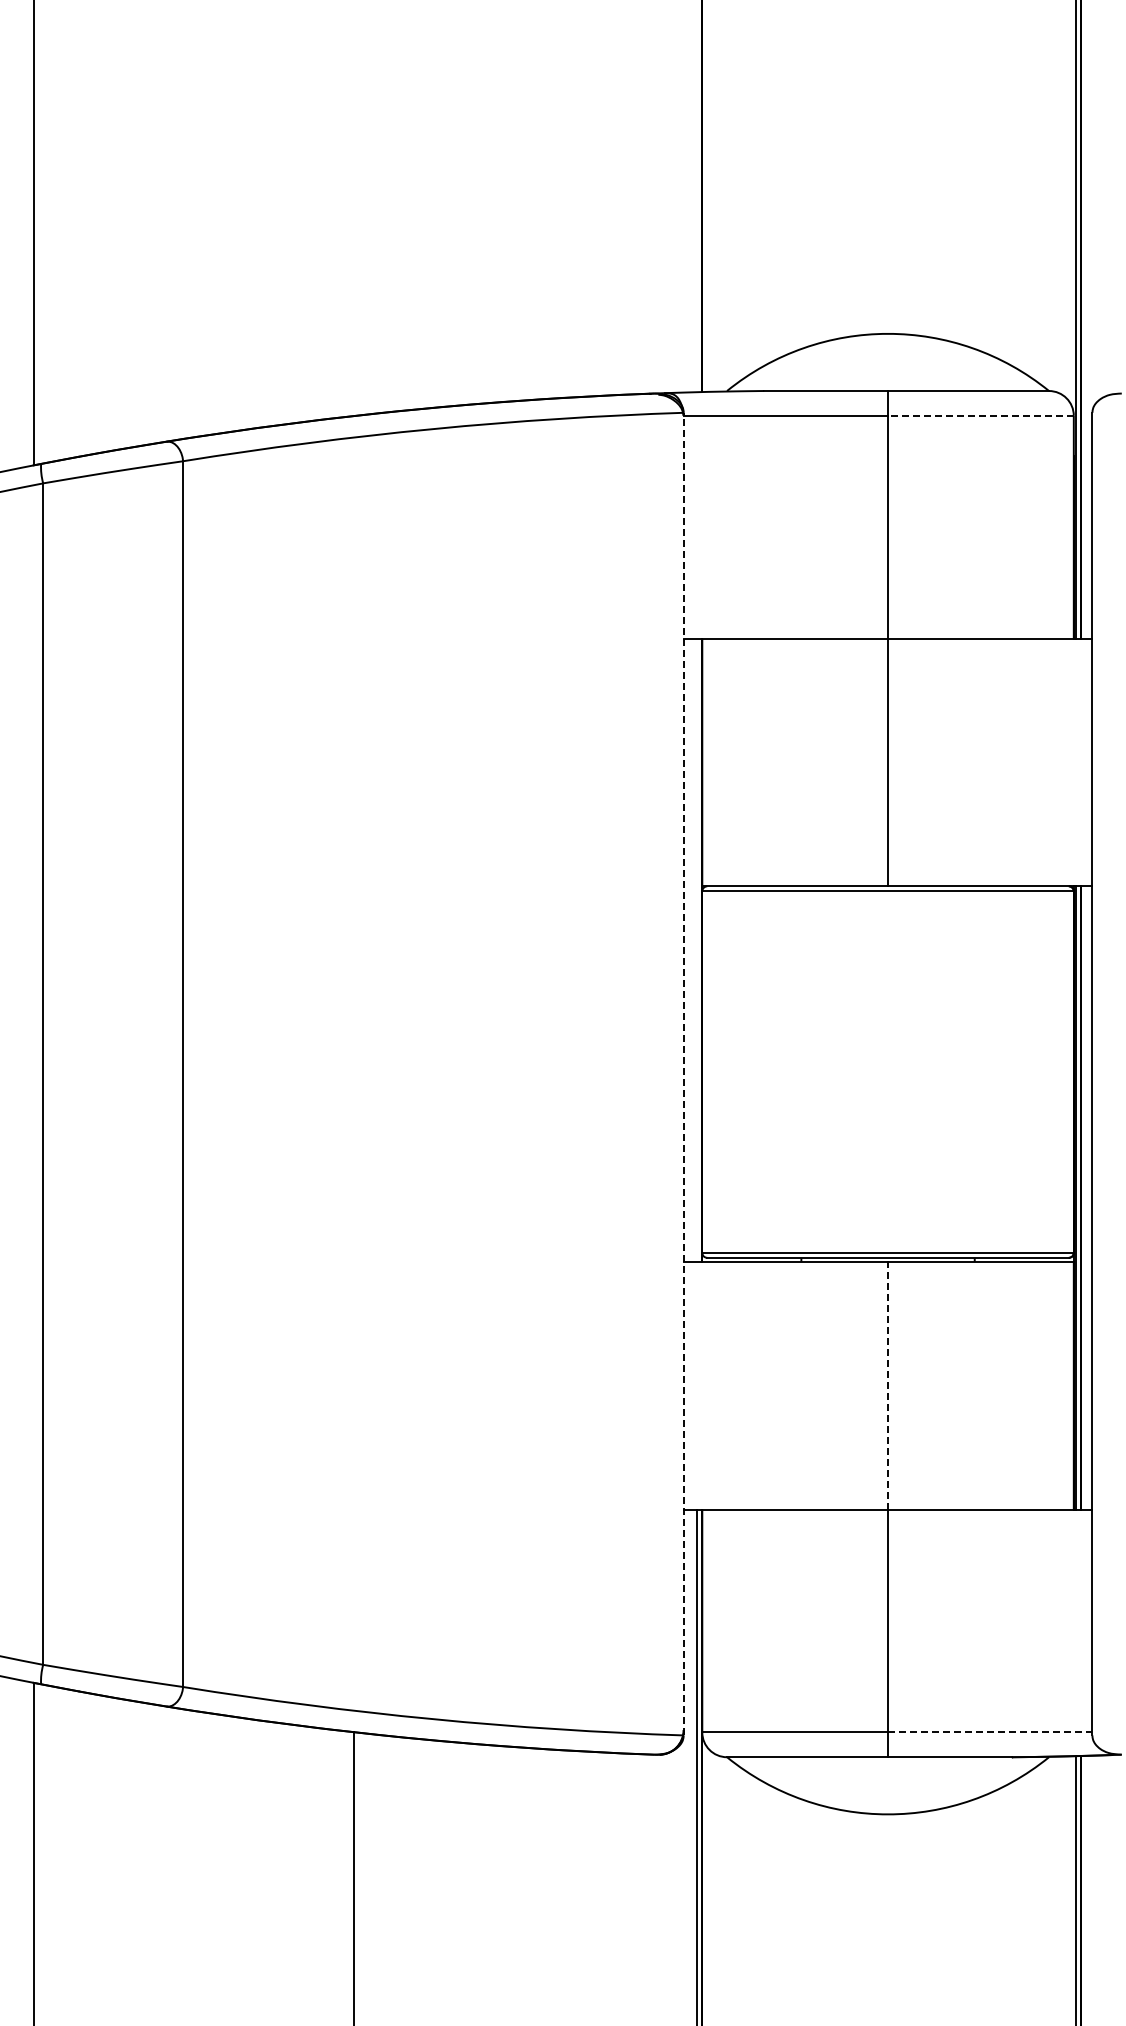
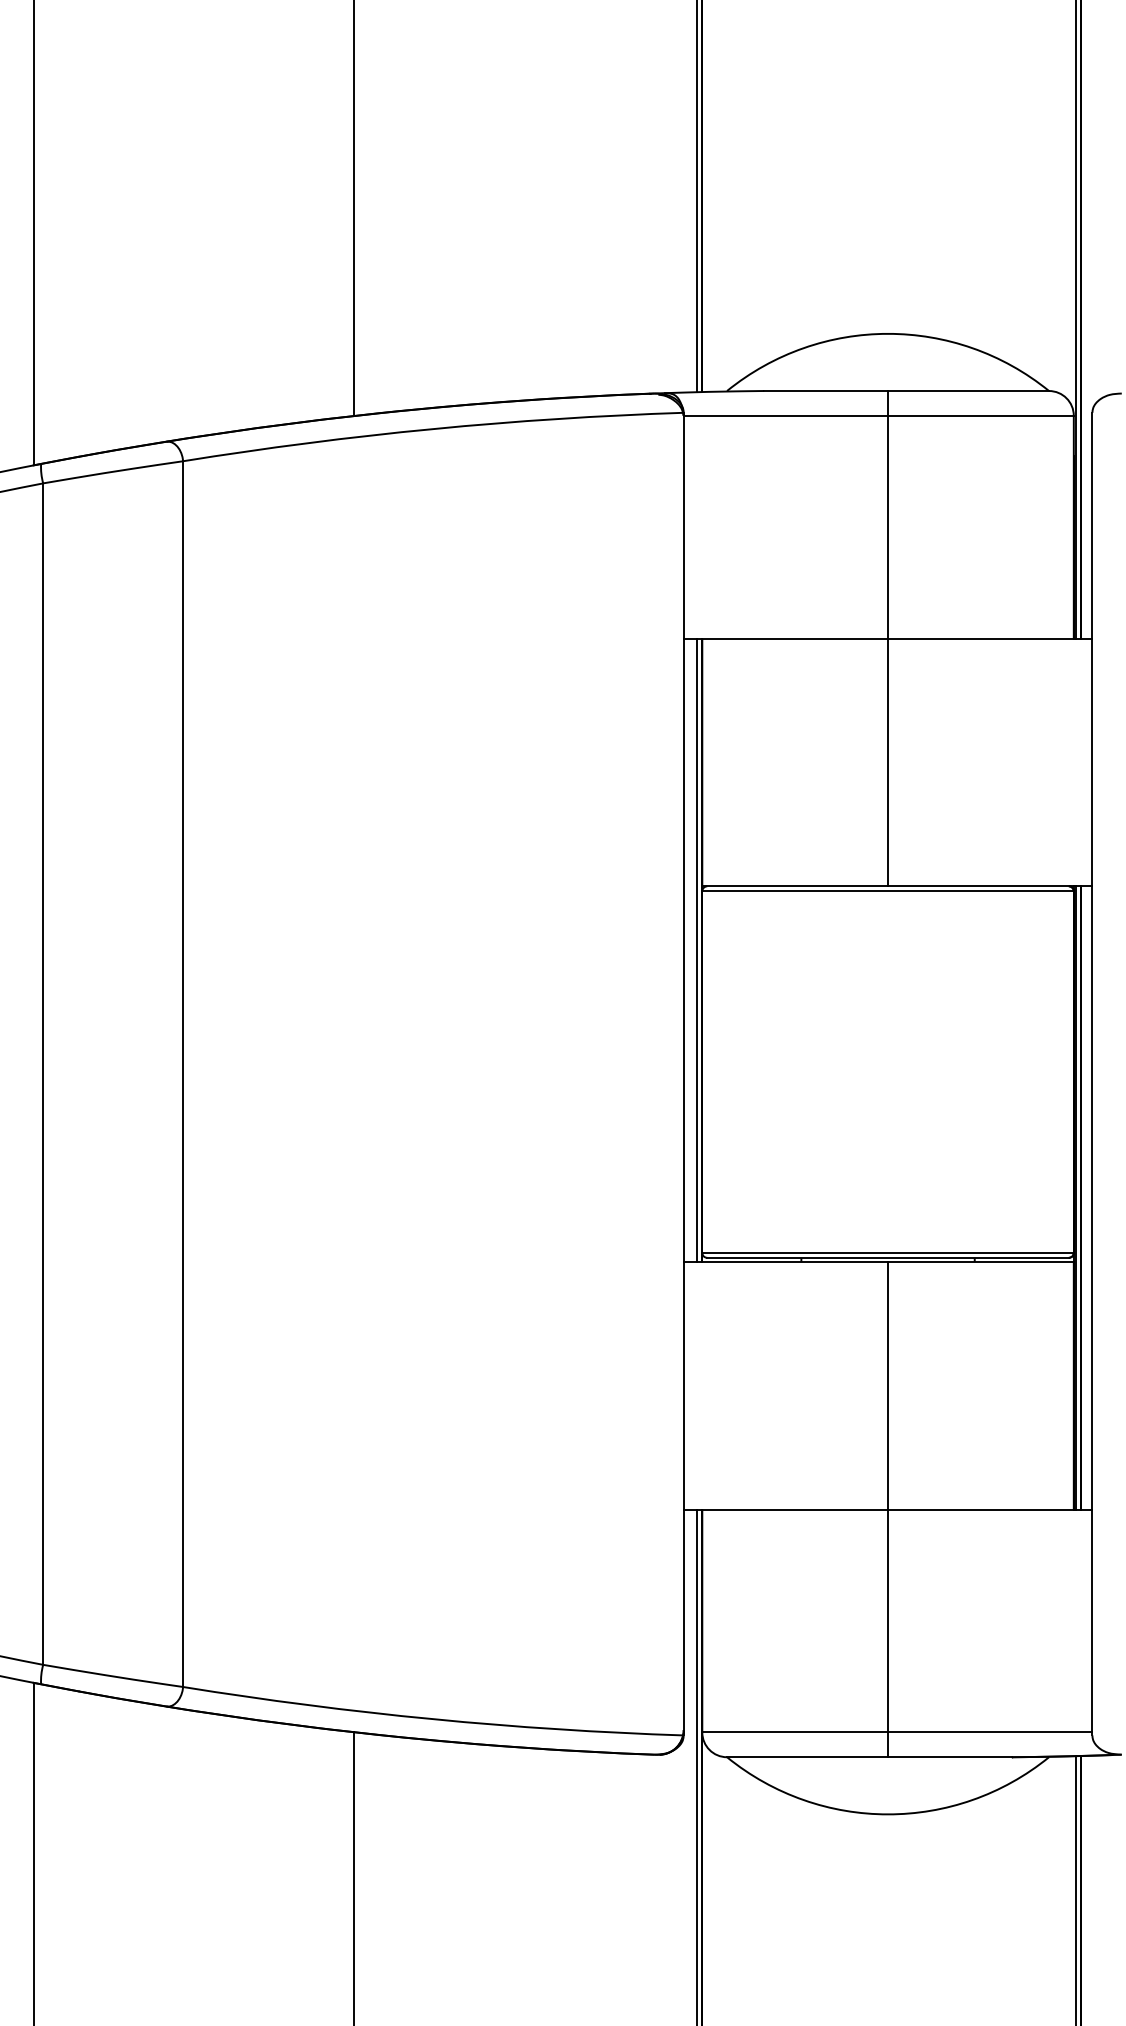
line: none -> present (697, 197)
line: none -> present (354, 208)
line: dashed -> solid (980, 415)
line: none -> present (697, 949)
line: dashed -> solid (683, 1073)
line: dashed -> solid (888, 1385)
line: dashed -> solid (990, 1732)
